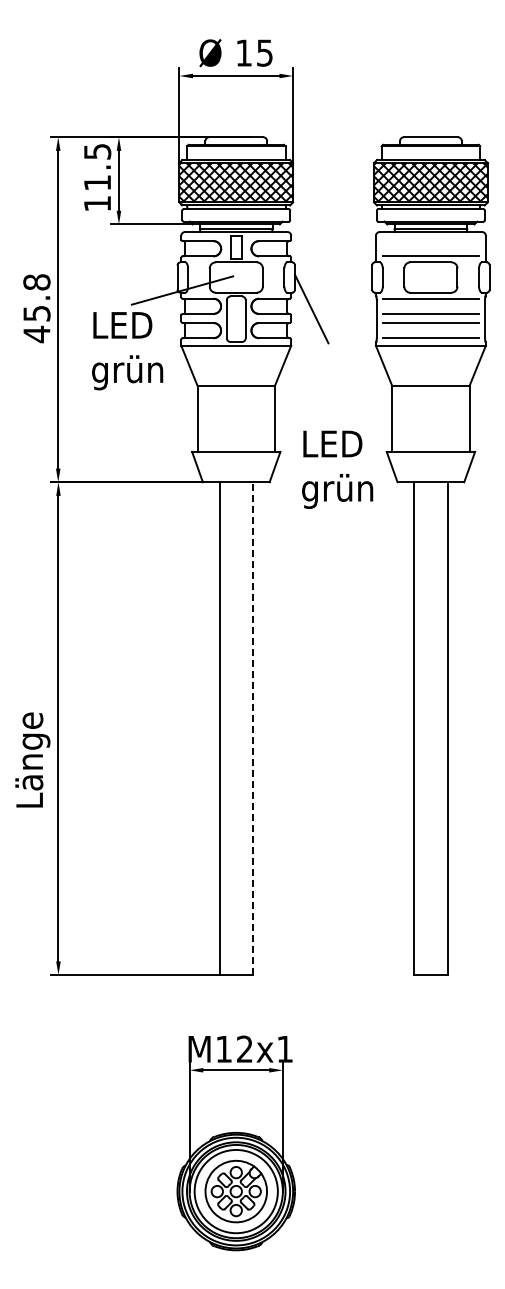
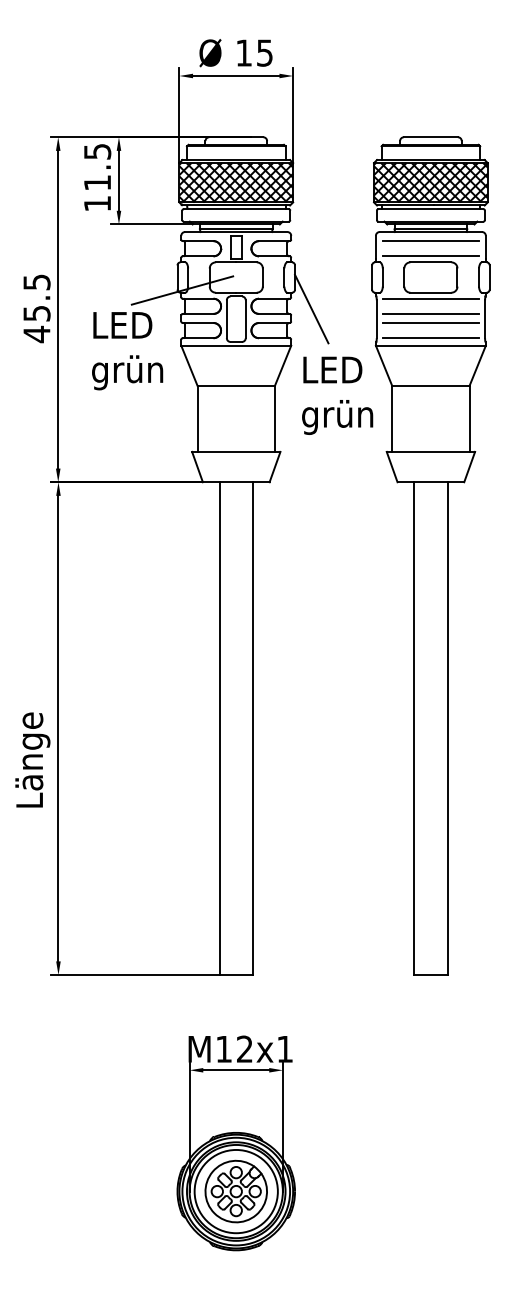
line: none -> present (430, 241)
text: 45.8 -> 45.5 (36, 282)
text position: (337, 469) -> (337, 395) (337, 395)
line: dashed -> solid (252, 728)
